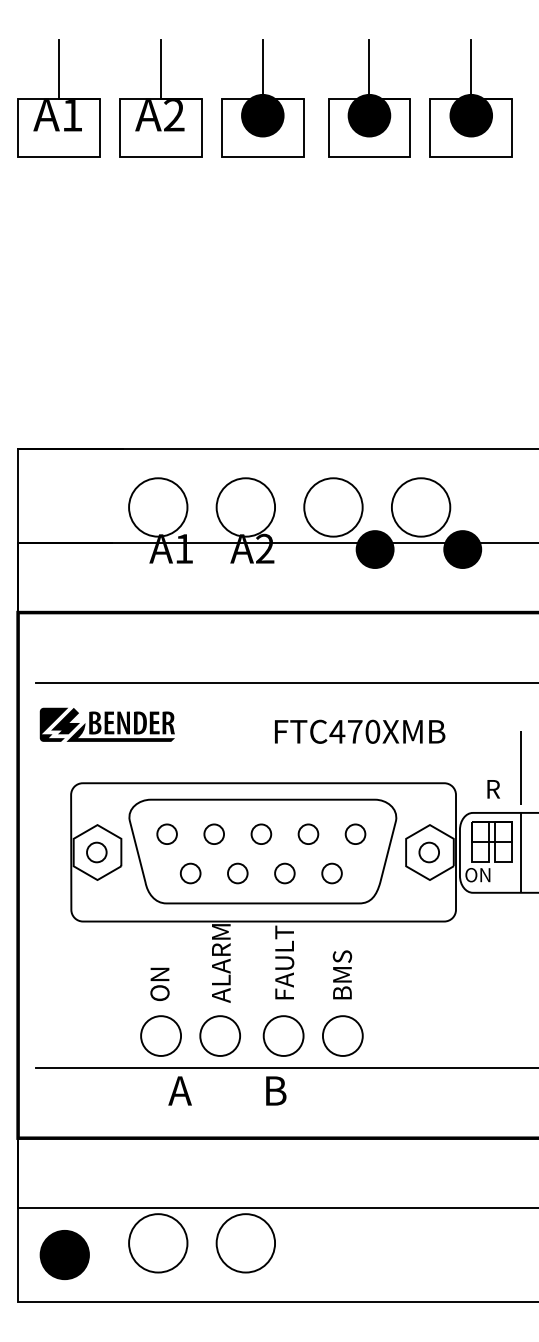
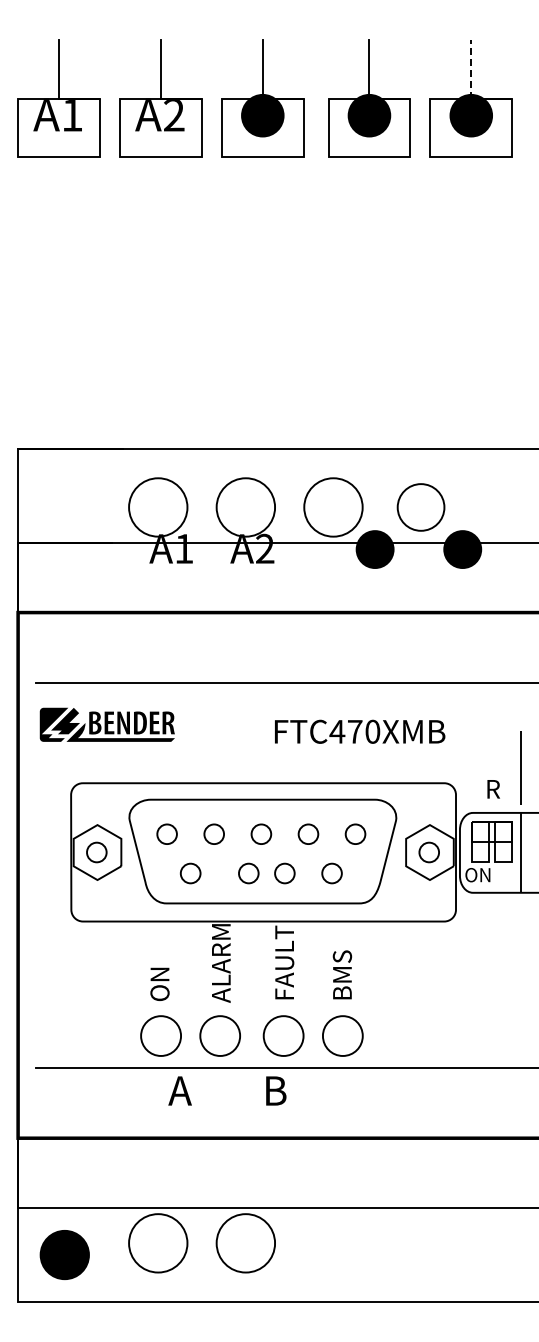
line: solid -> dashed (471, 68)
circle diameter: 58 px -> 47 px (420, 507)
part position: (237, 873) -> (248, 873) (248, 873)
